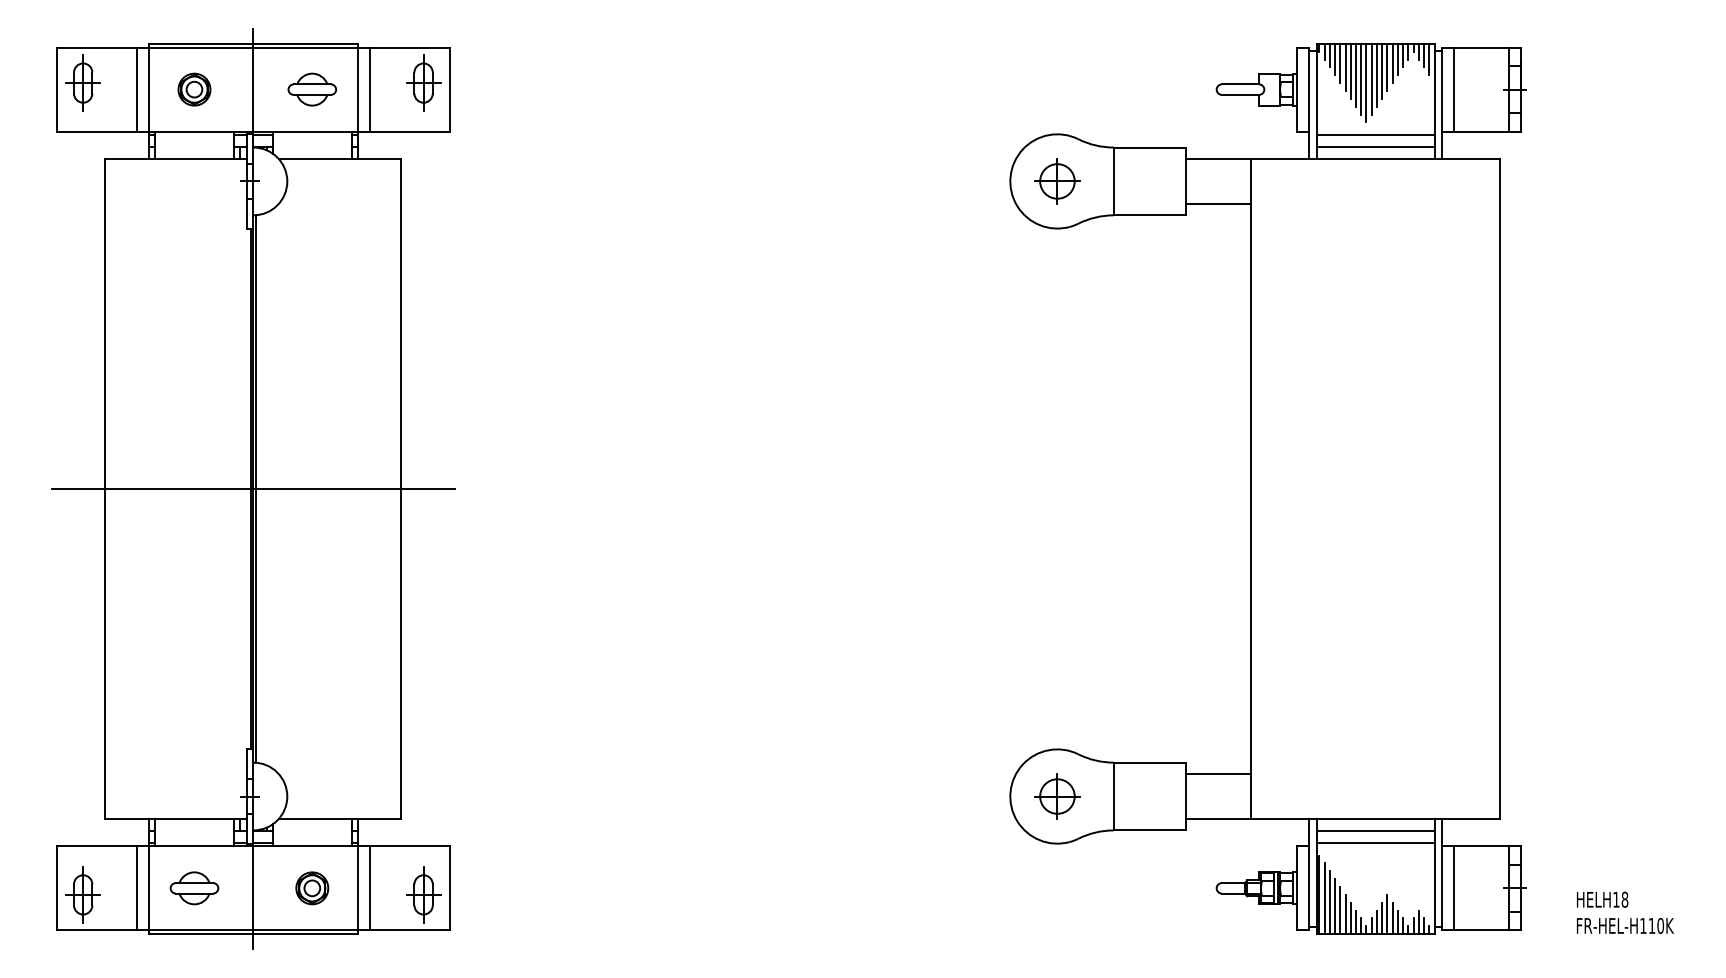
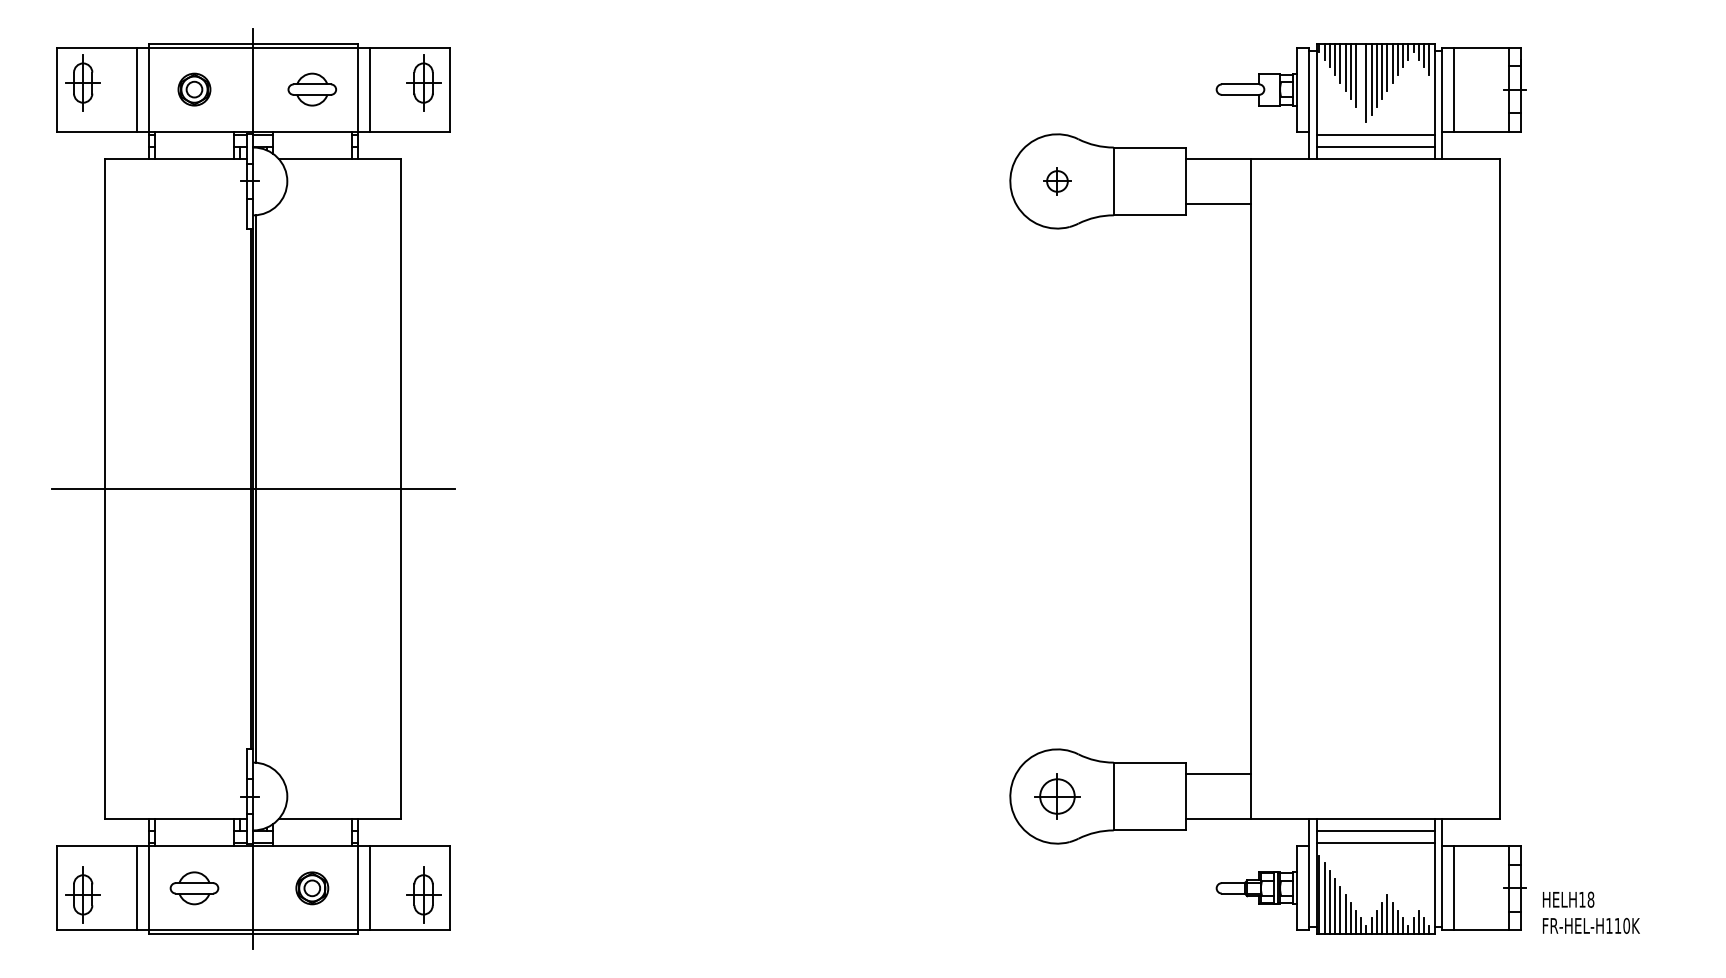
line: present -> none (1361, 78)
part size: 47x47 px -> 29x29 px (1057, 181)
text position: (1625, 912) -> (1591, 912) (1591, 912)
